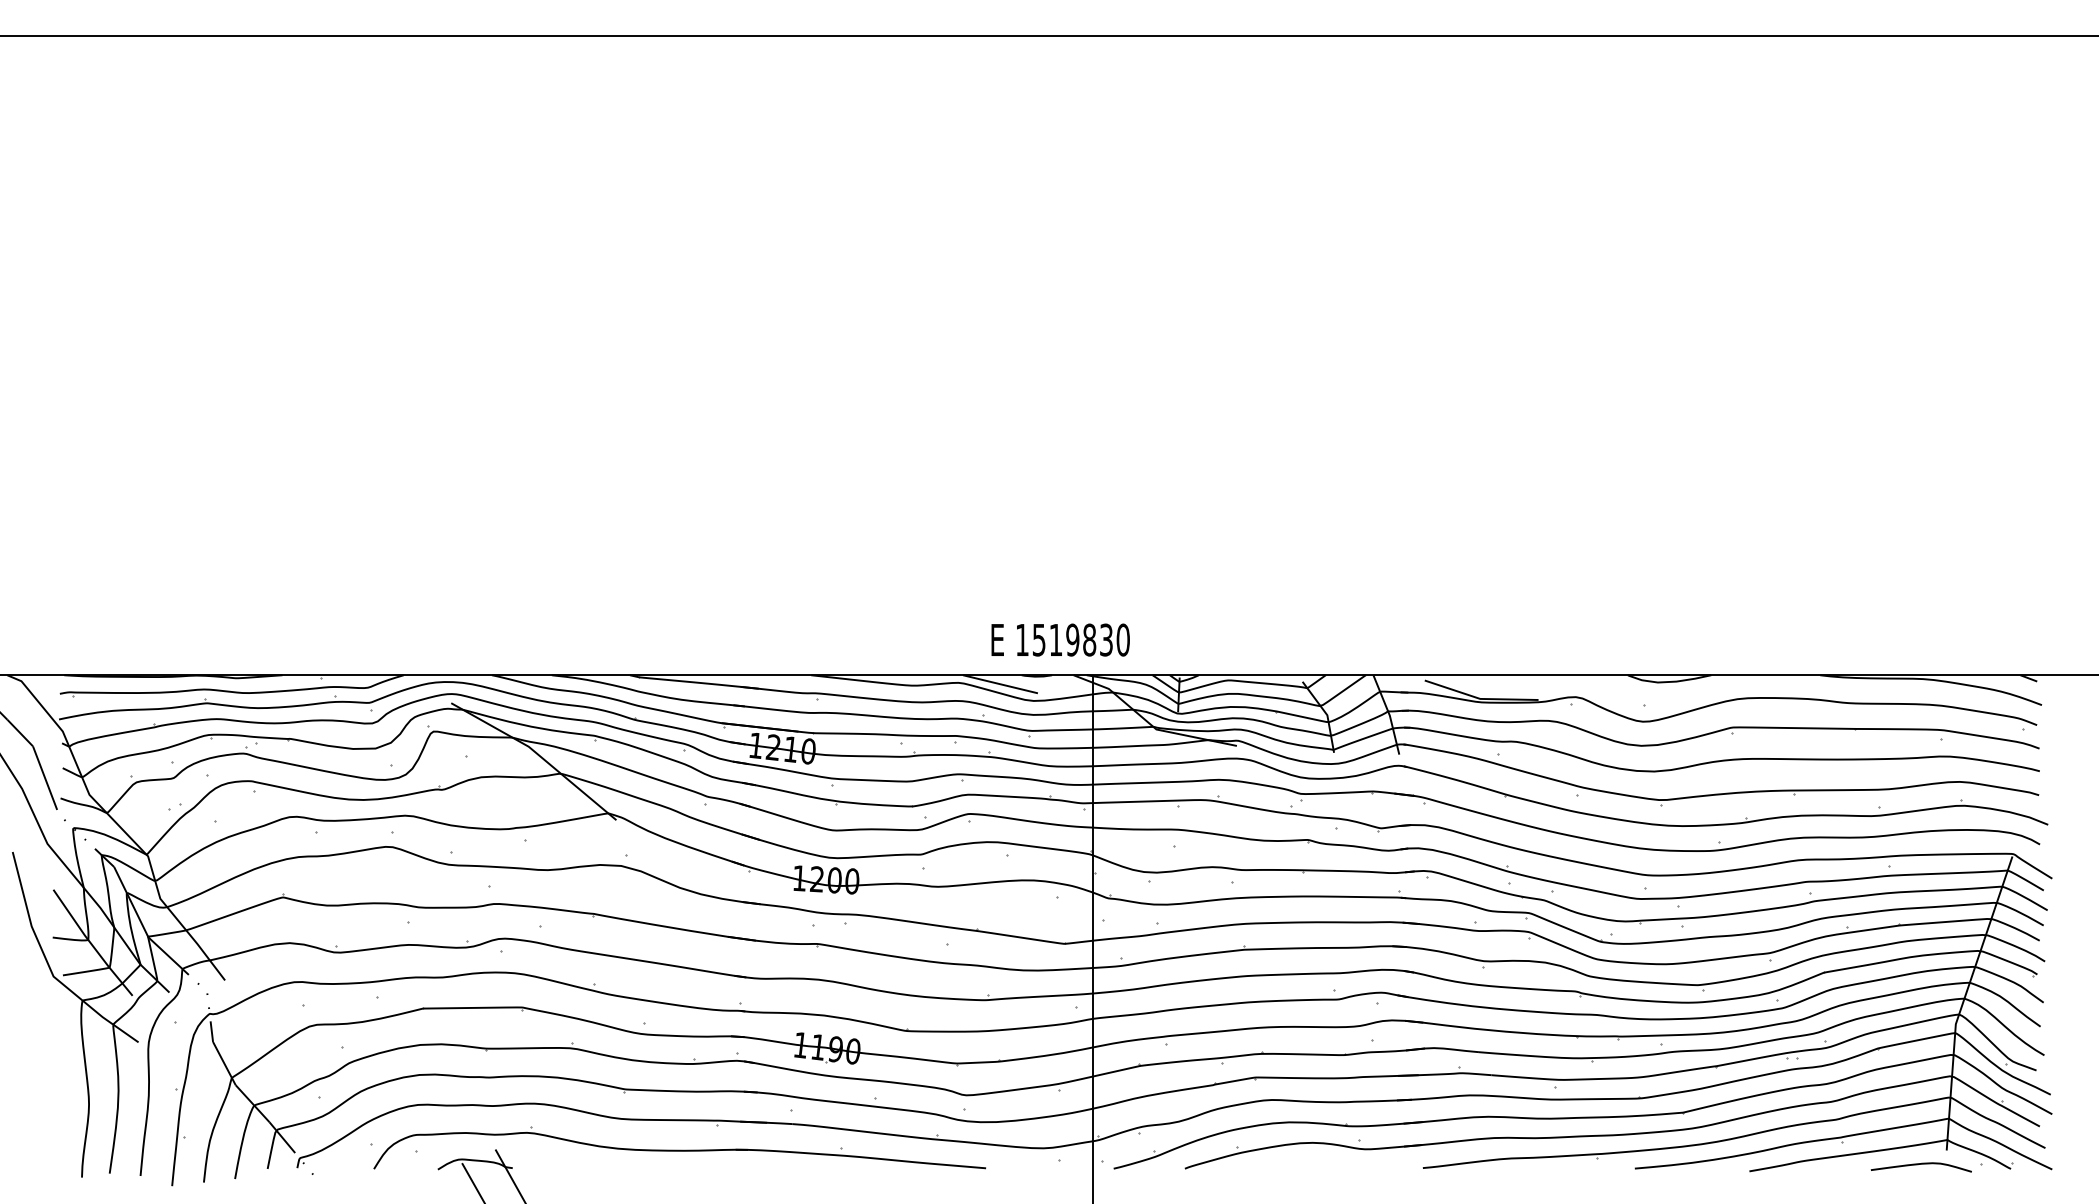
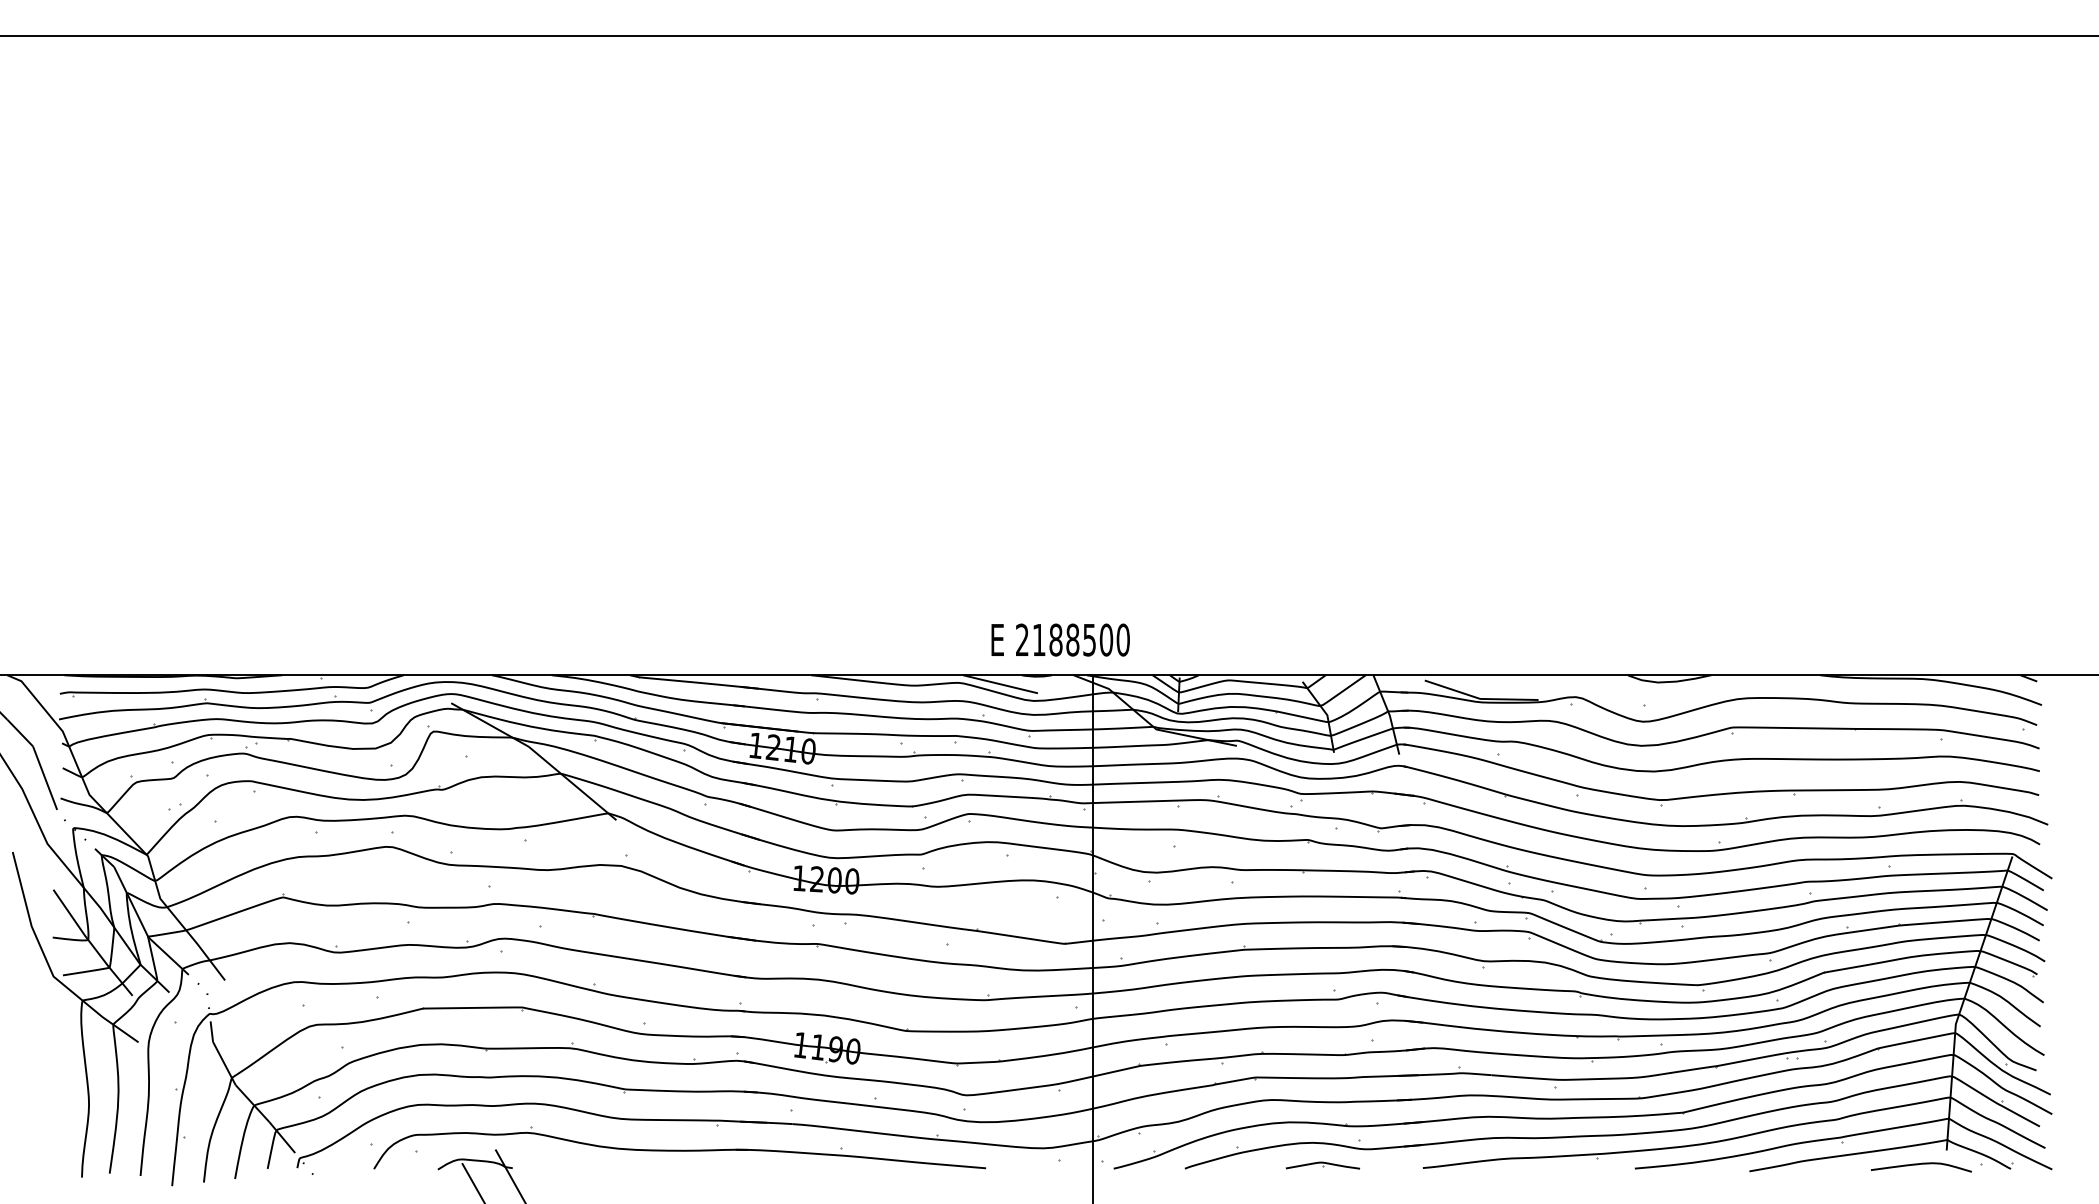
text: 1519830 -> 2188500 (1064, 639)
part: none -> present (1322, 1165)
